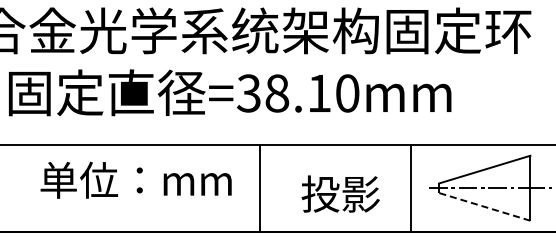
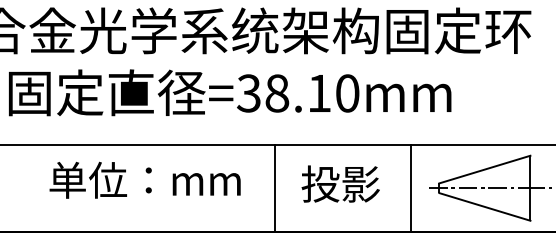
text position: (135, 179) -> (144, 179) (144, 179)
line position: (260, 187) -> (275, 187) (275, 187)
text position: (340, 193) -> (340, 183) (340, 183)
line: dashed -> solid (484, 206)
